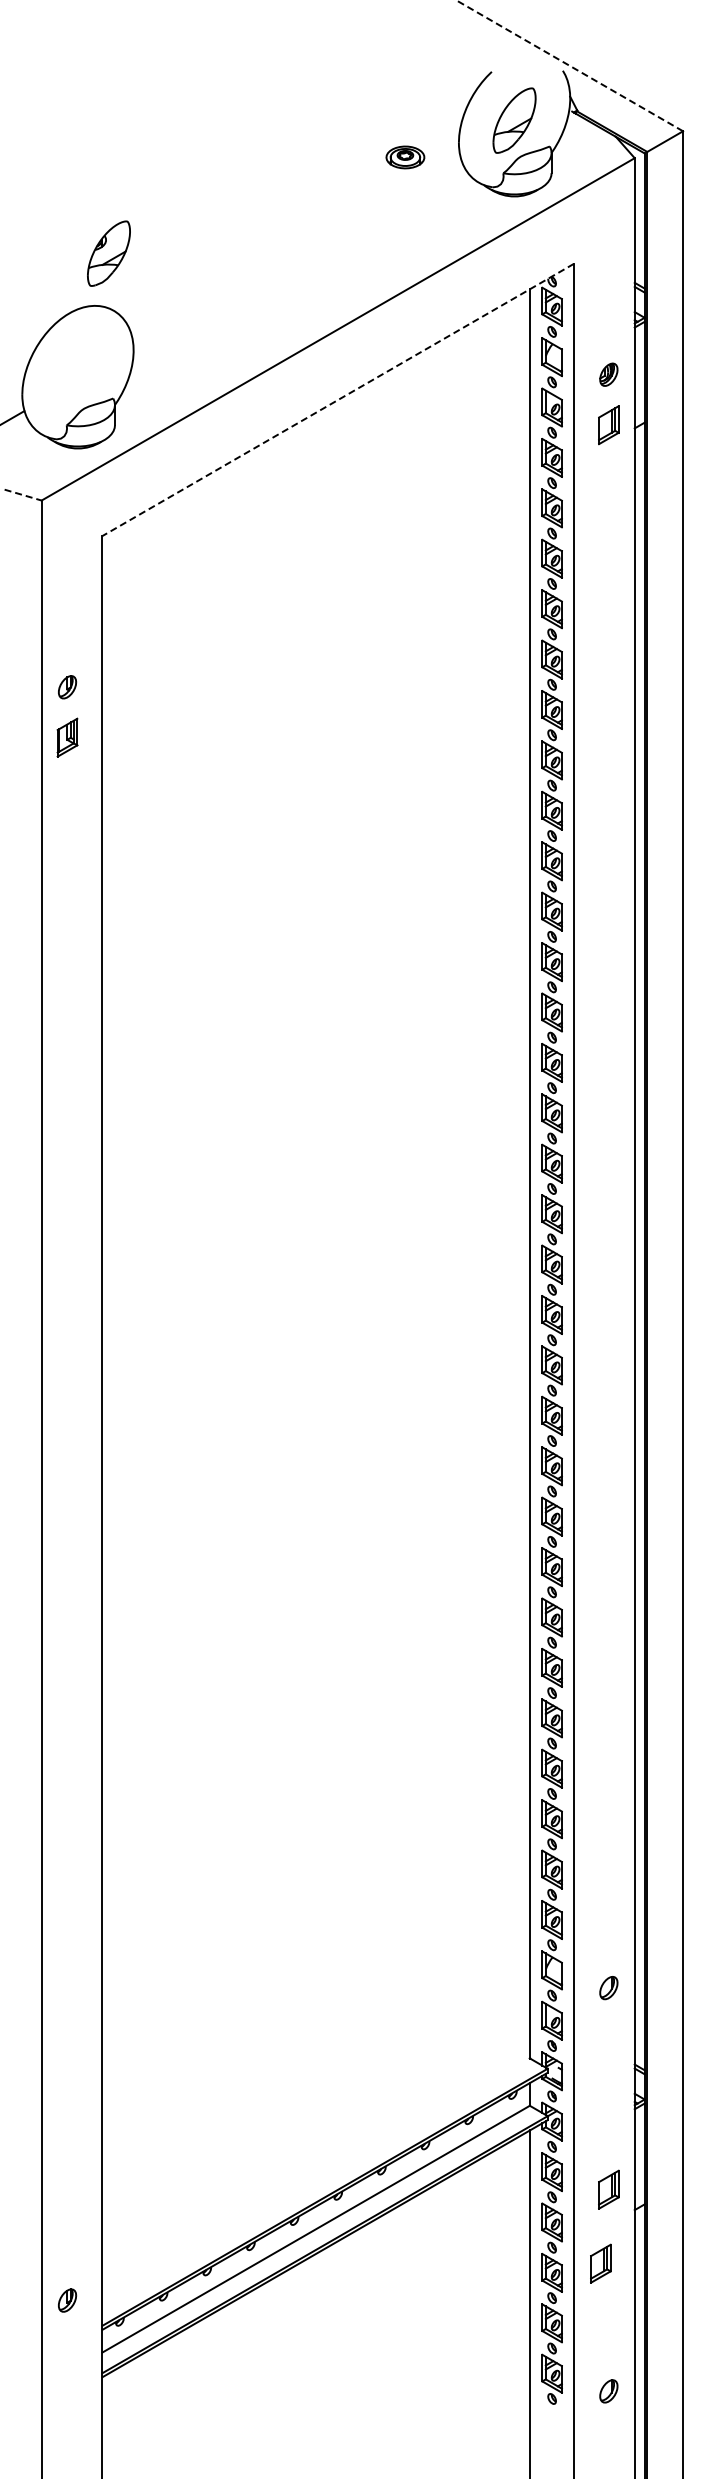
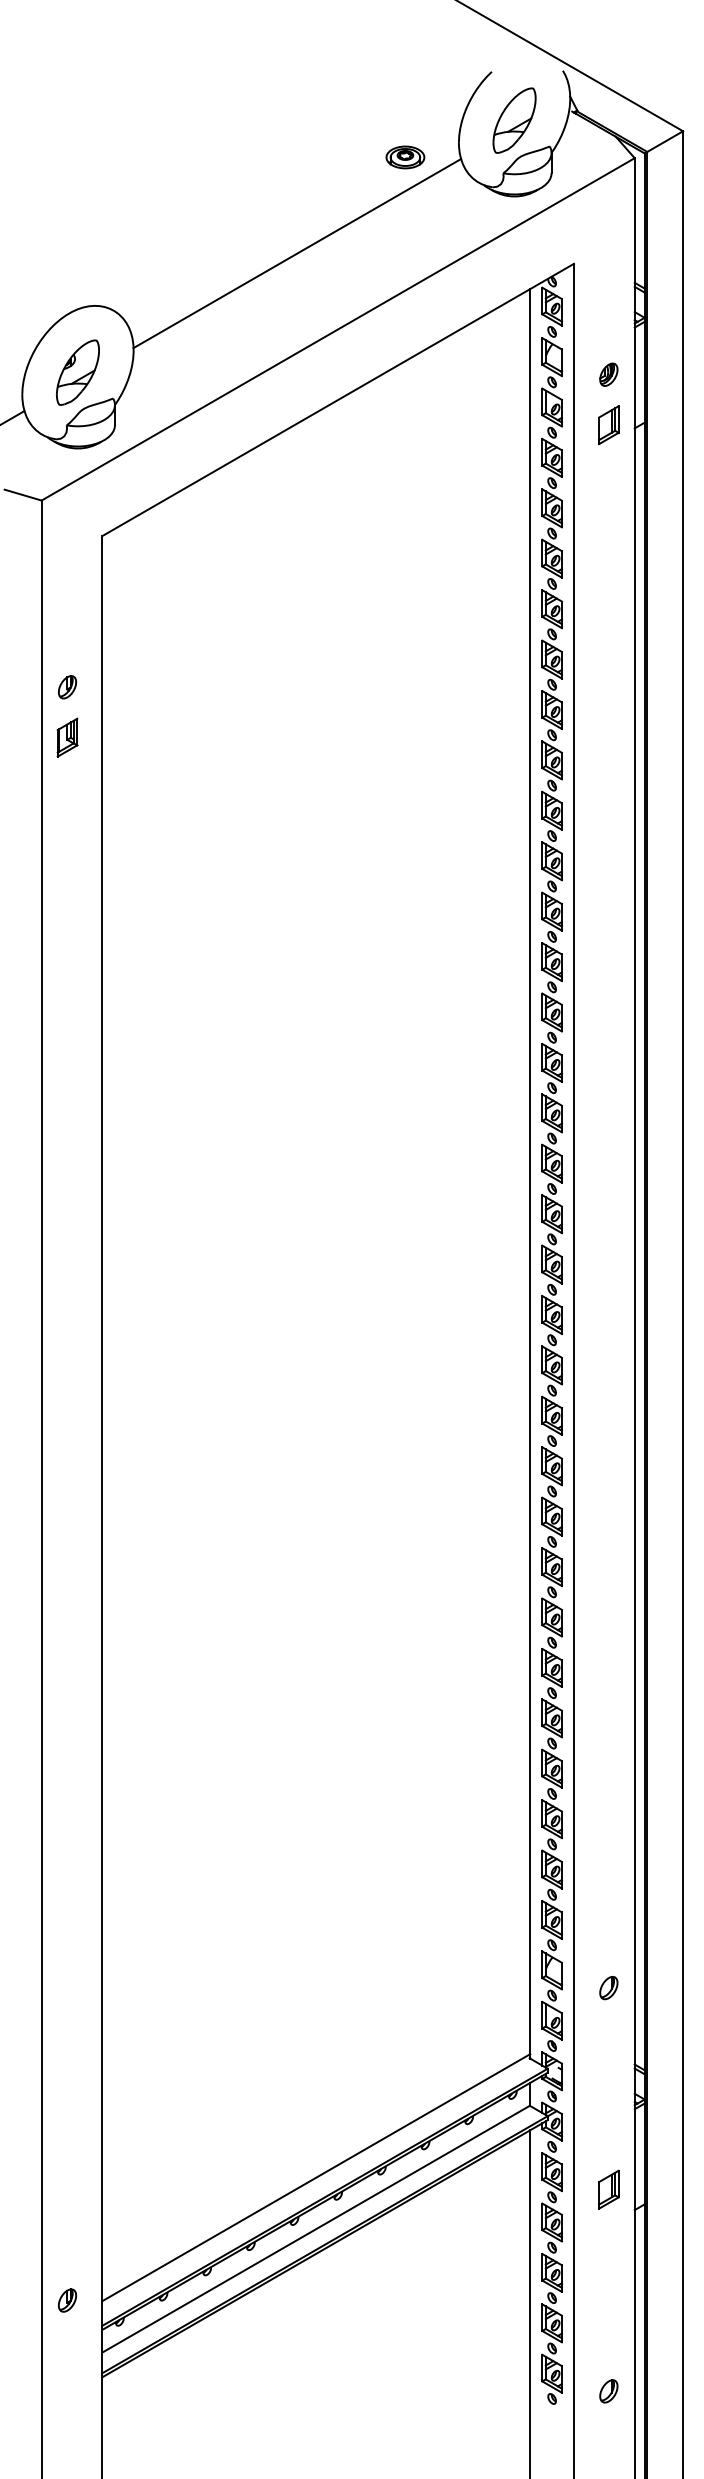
line: dashed -> solid (569, 65)
part position: (108, 253) -> (77, 372) (77, 372)
line: none -> present (297, 253)
line: dashed -> solid (337, 400)
line: dashed -> solid (23, 495)
line: none -> present (316, 2177)
part: present -> none (600, 2263)
